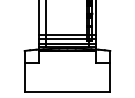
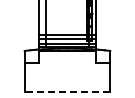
line: solid -> dashed (67, 91)
